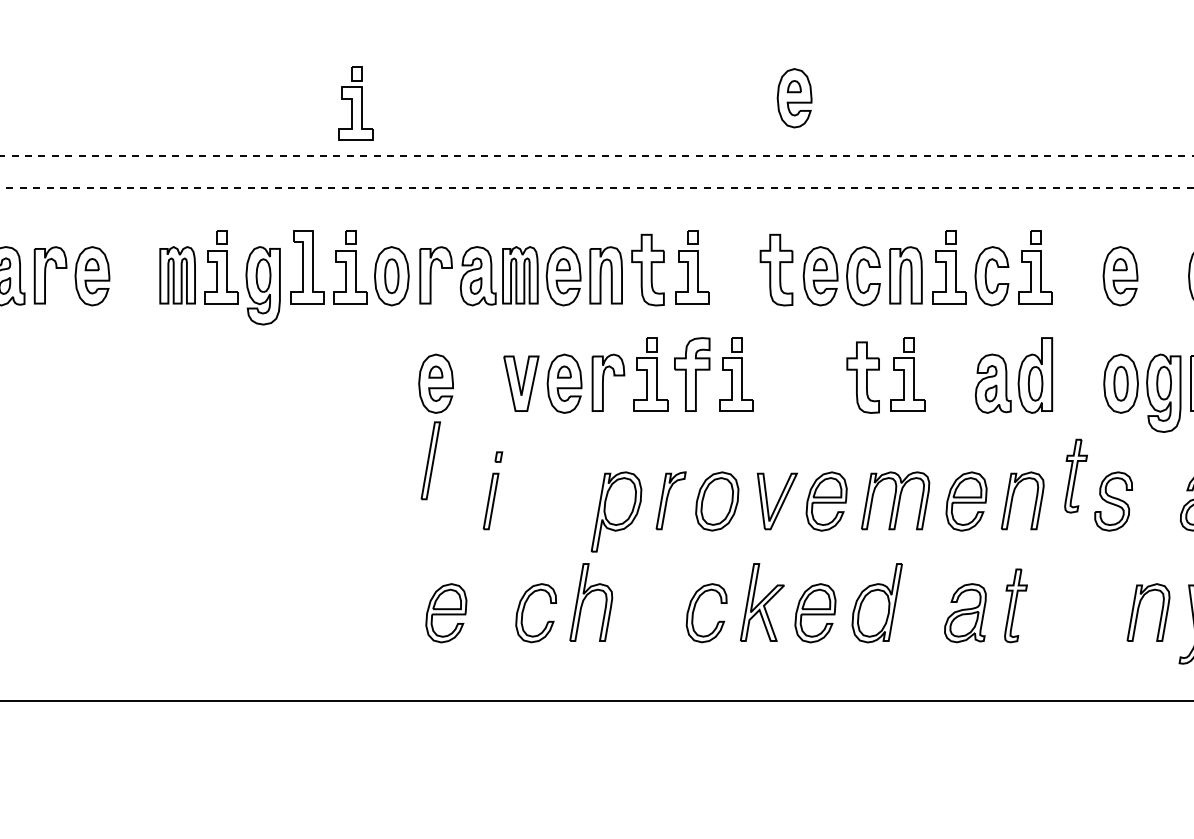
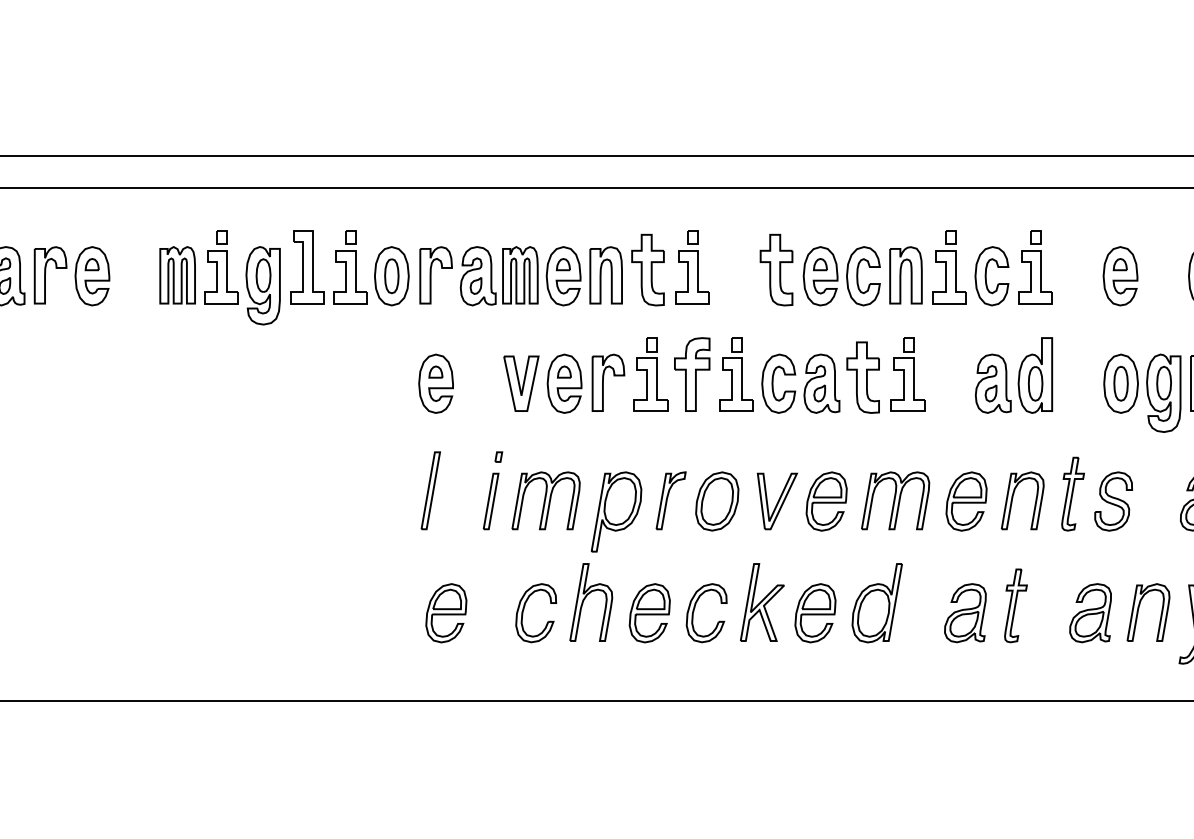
part: present -> none (794, 98)
part: present -> none (355, 103)
line: dashed -> solid (597, 155)
line: dashed -> solid (597, 187)
part: none -> present (800, 383)
part position: (430, 460) -> (430, 490) (430, 490)
part position: (1075, 475) -> (1072, 493) (1072, 493)
part: none -> present (545, 500)
part: none -> present (649, 613)
part: none -> present (1090, 613)
